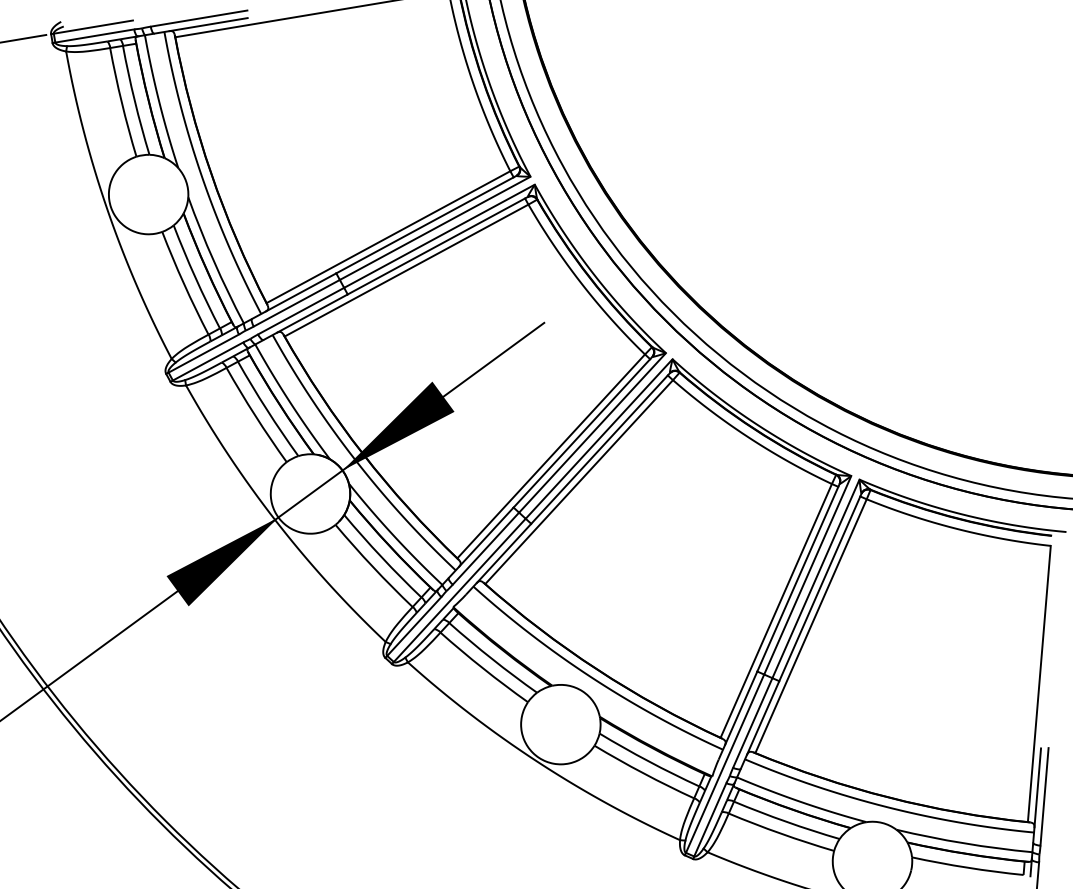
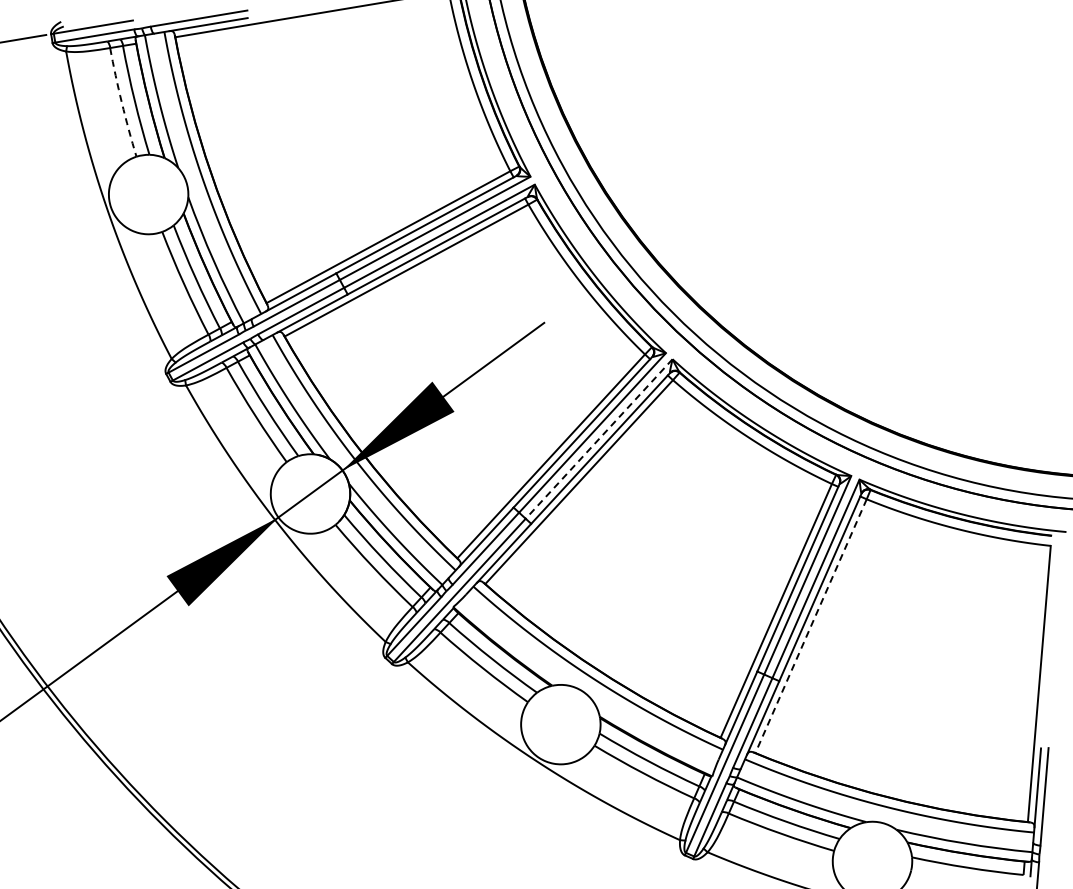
arc: solid -> dashed (121, 102)
line: solid -> dashed (598, 439)
line: solid -> dashed (811, 626)
